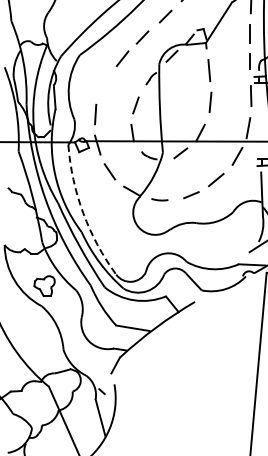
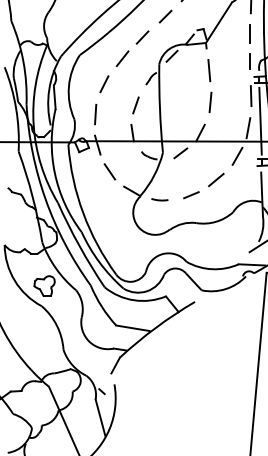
line: none -> present (104, 84)
line: none -> present (260, 120)
arc: dashed -> solid (83, 213)
